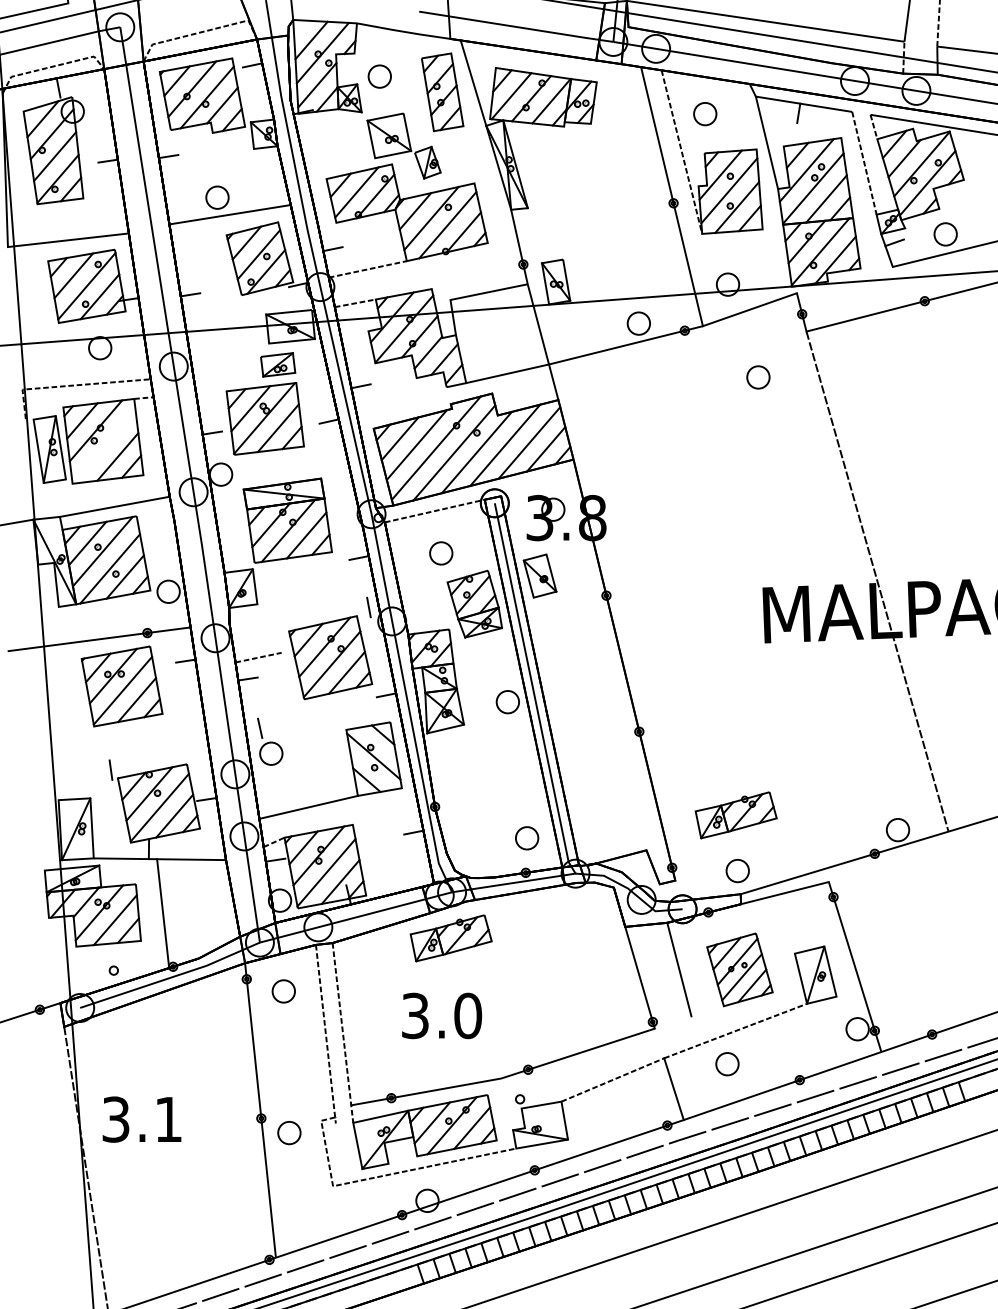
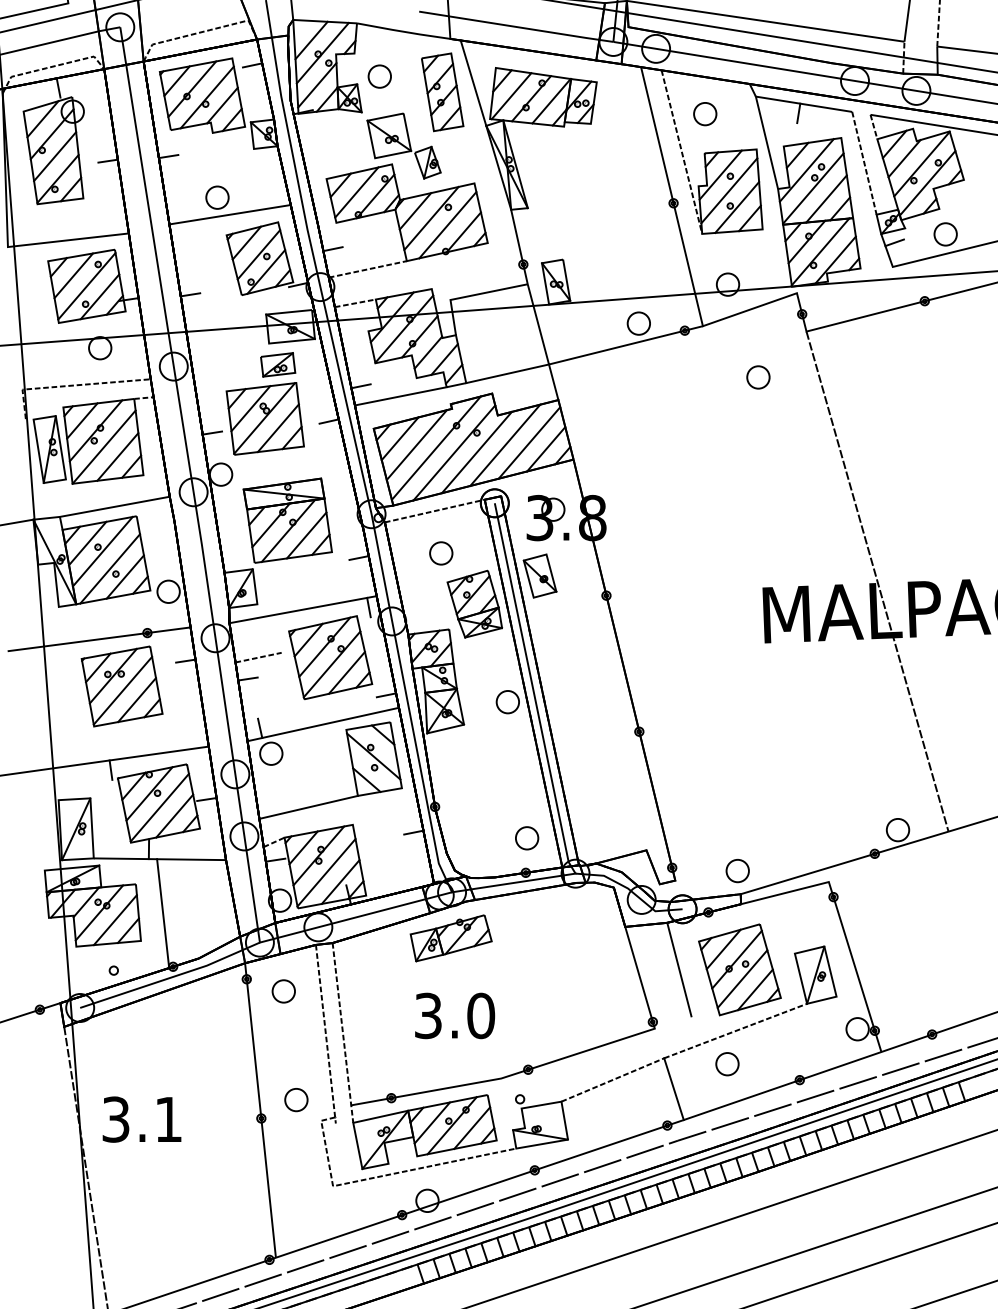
line: none -> present (400, 396)
line: none -> present (103, 446)
line: none -> present (302, 609)
line: none -> present (322, 724)
line: none -> present (105, 760)
part: present -> none (735, 815)
part size: 68x76 px -> 84x94 px (739, 969)
text position: (442, 1015) -> (455, 1015) (455, 1015)
part position: (289, 1133) -> (296, 1100) (296, 1100)
